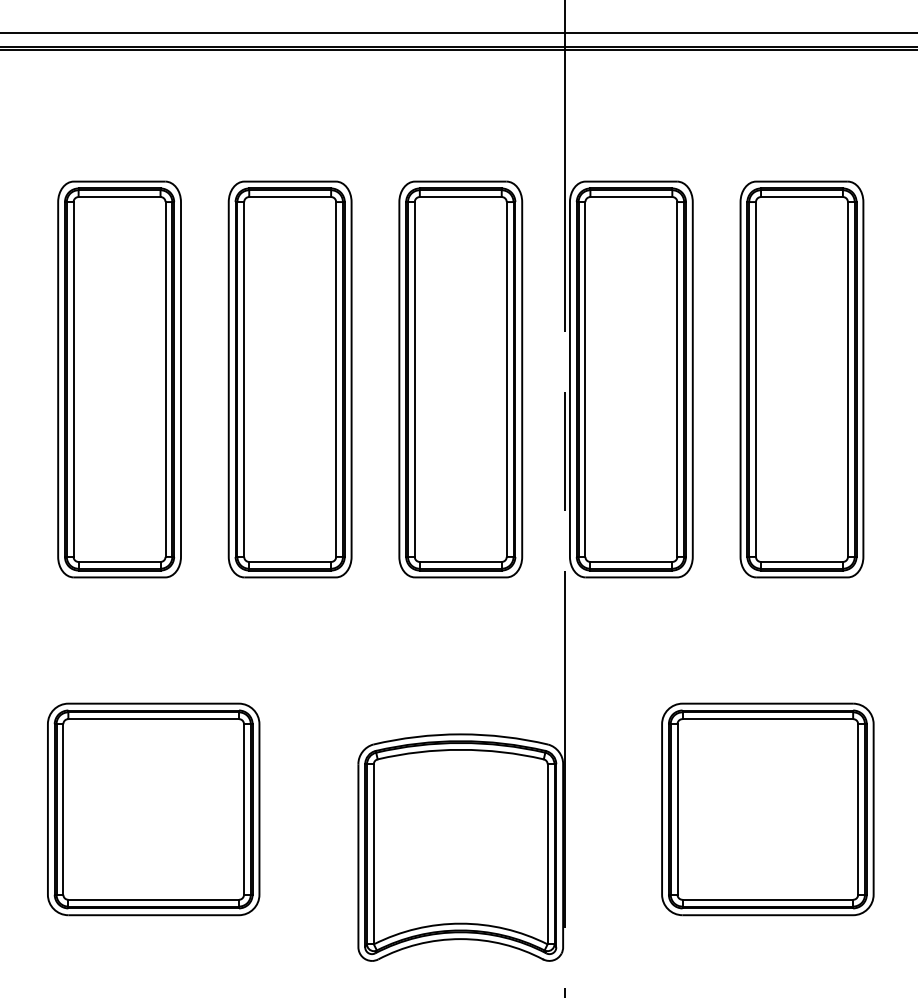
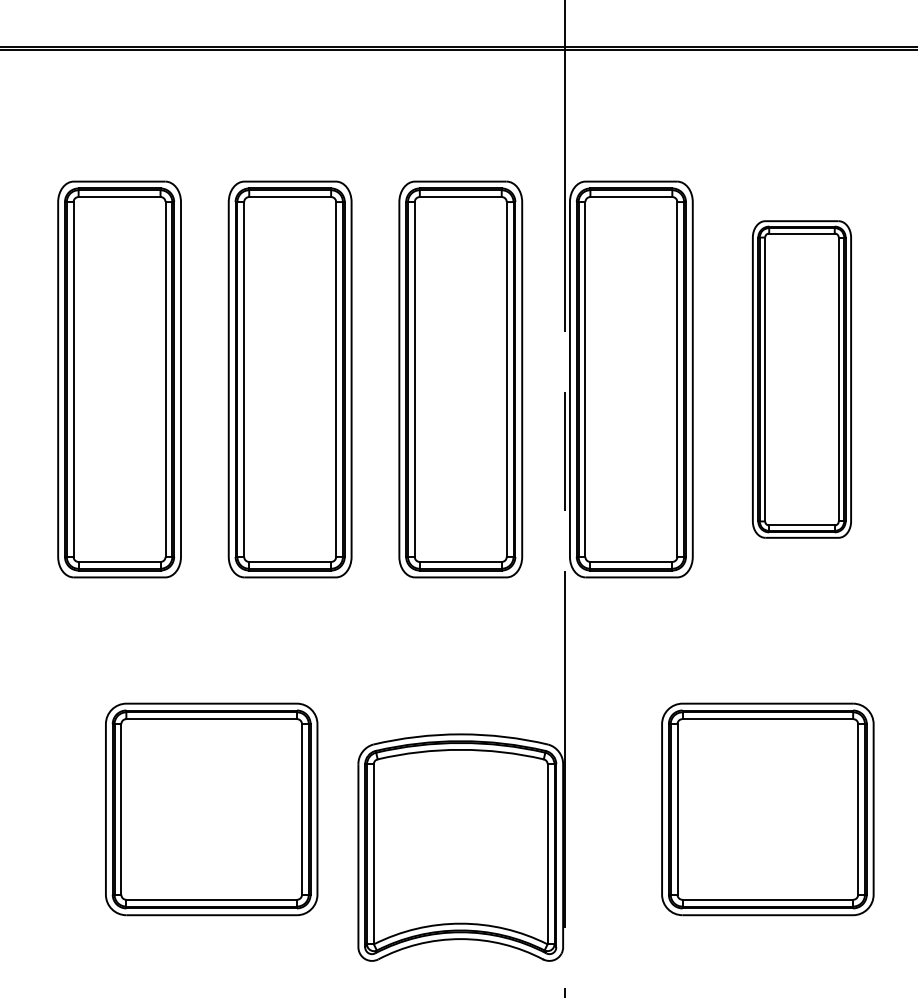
line: present -> none (458, 33)
part size: 126x399 px -> 100x319 px (801, 379)
part position: (153, 809) -> (211, 809) (211, 809)
